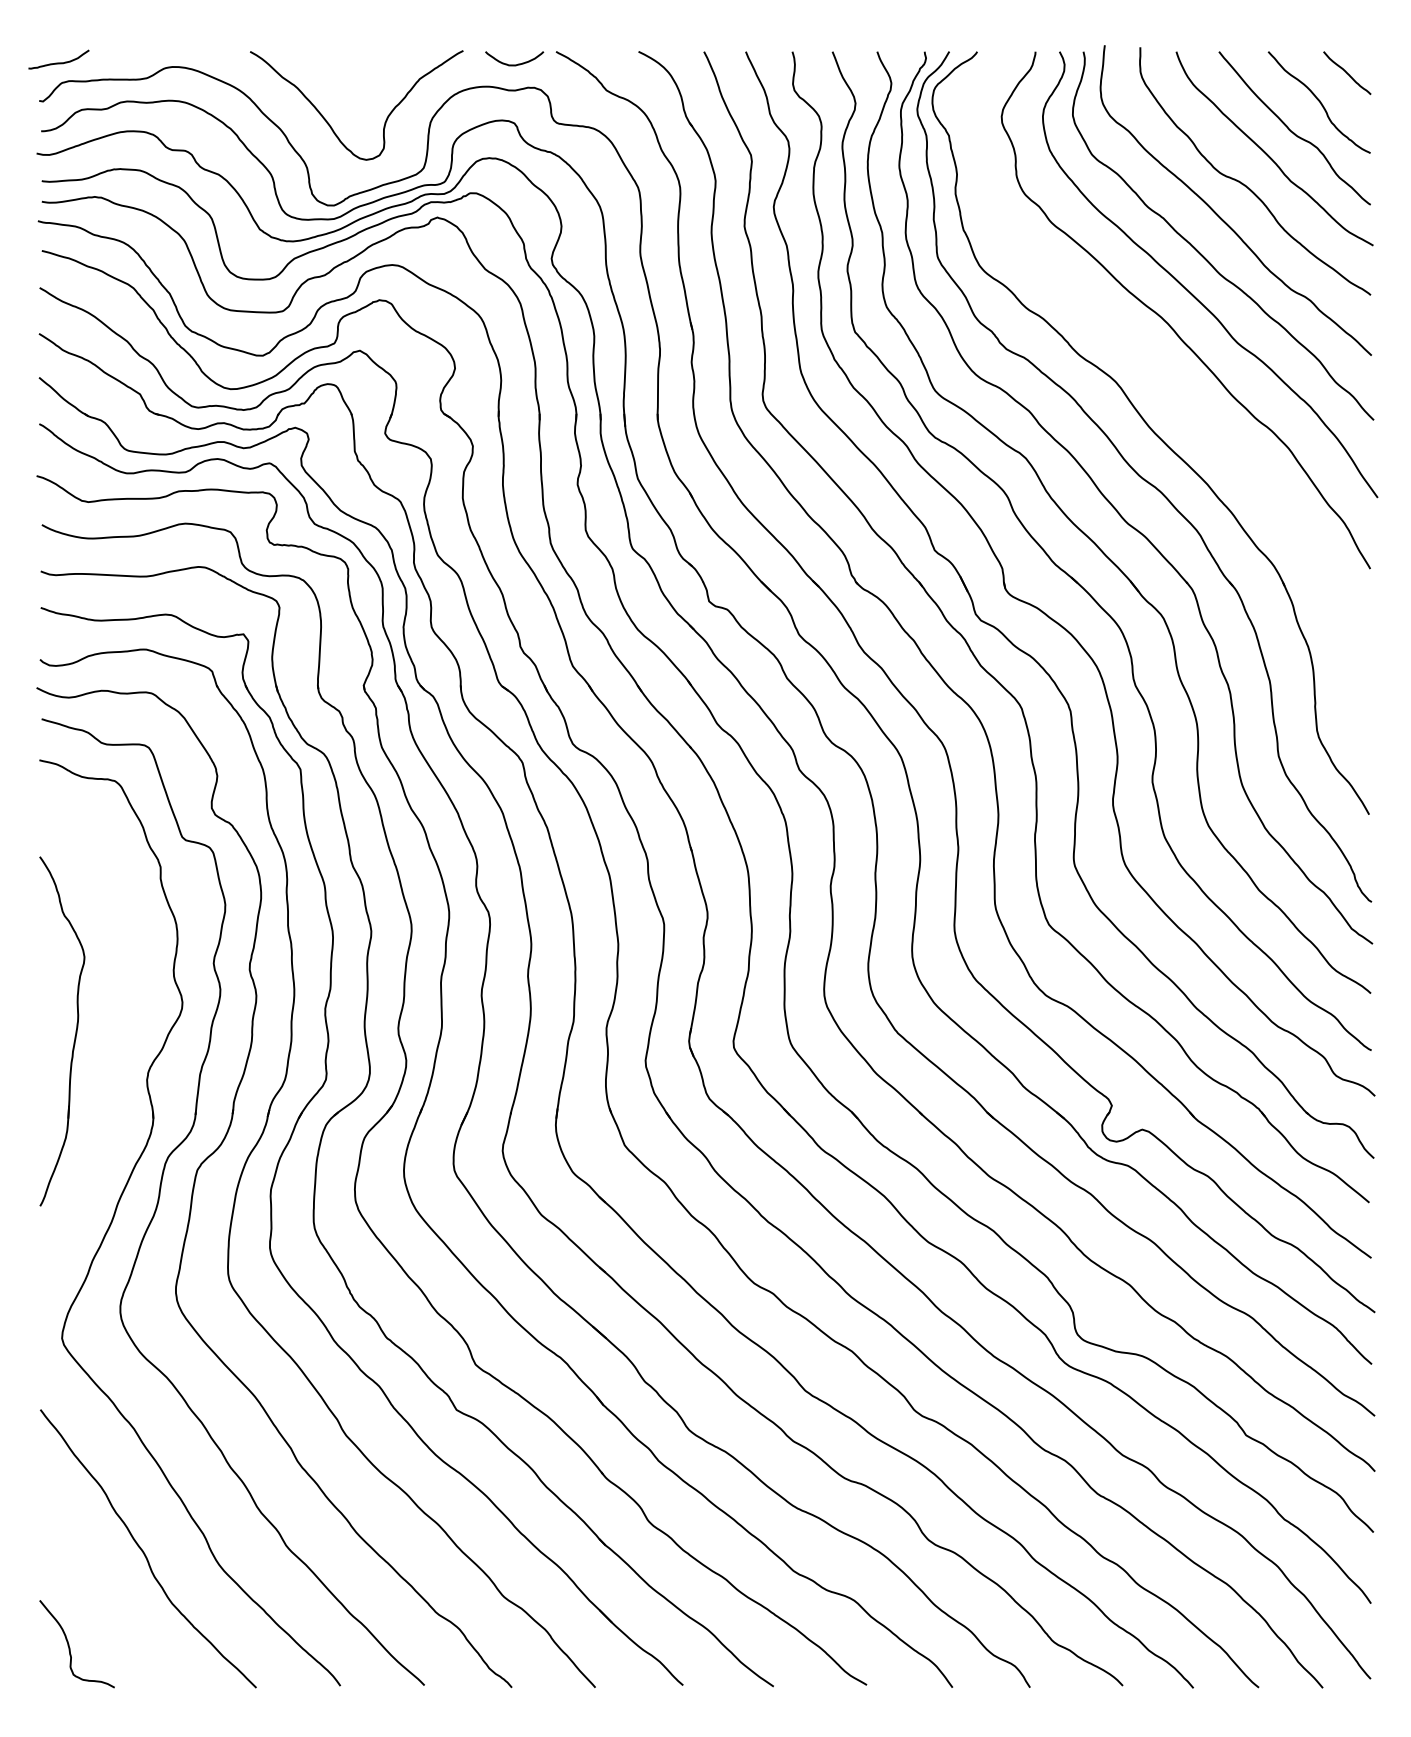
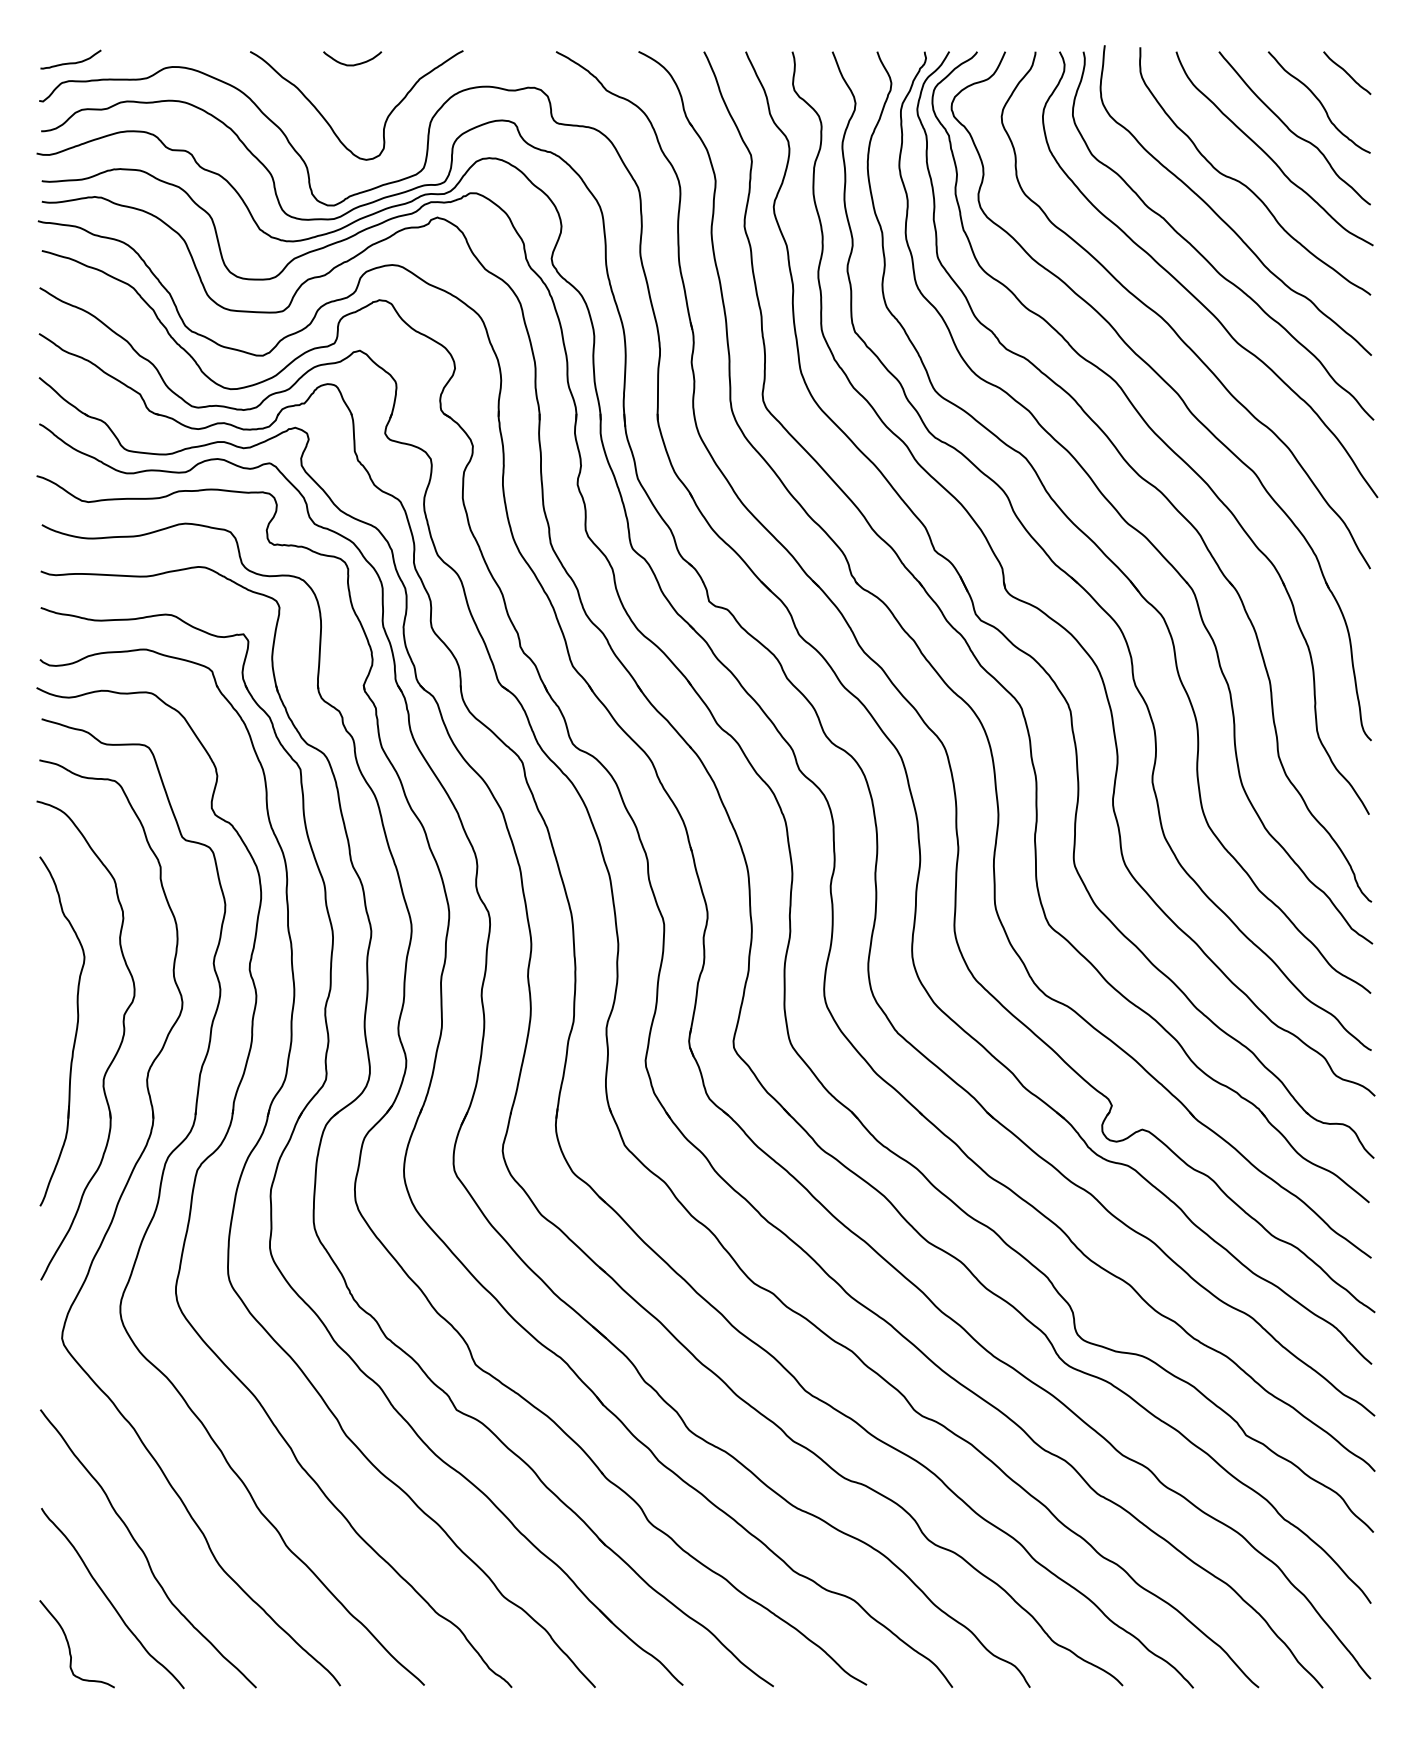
curve position: (58, 62) -> (70, 62) (70, 62)
curve position: (514, 64) -> (352, 64) (352, 64)
part: none -> present (1169, 387)
part: none -> present (114, 1055)
curve: none -> present (110, 1600)
